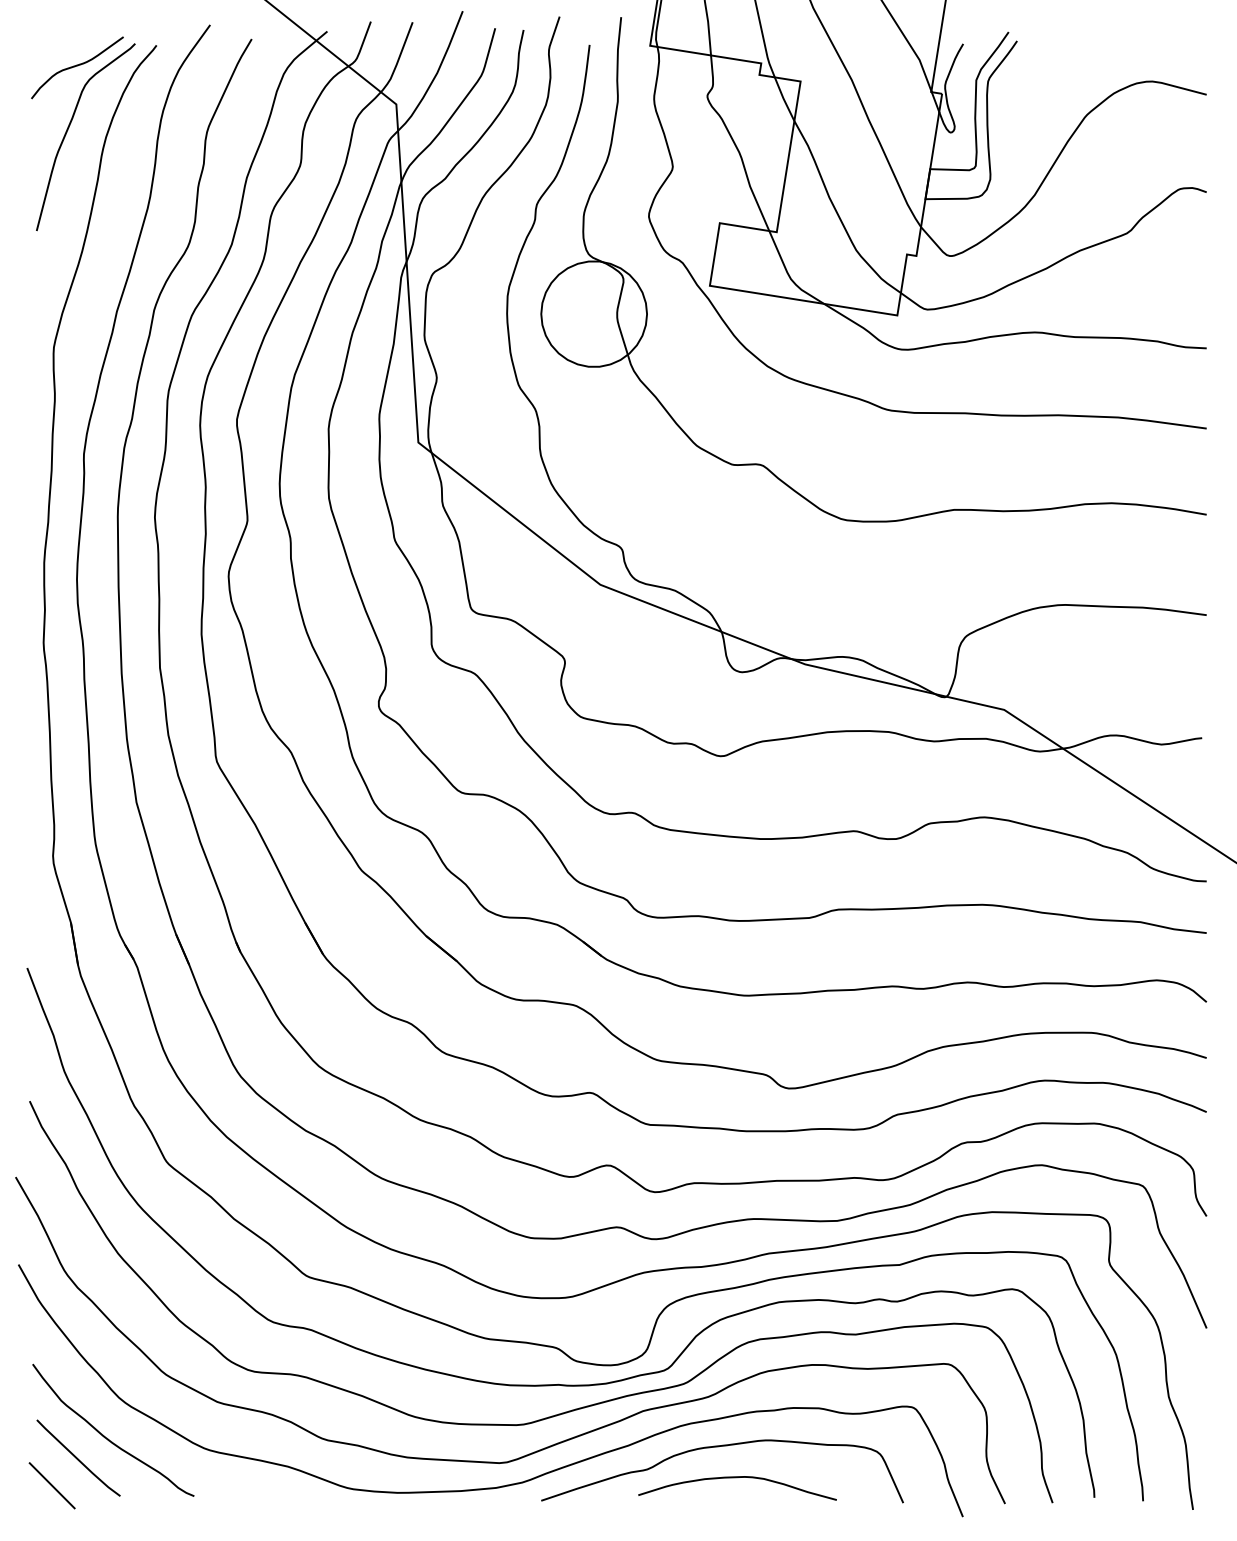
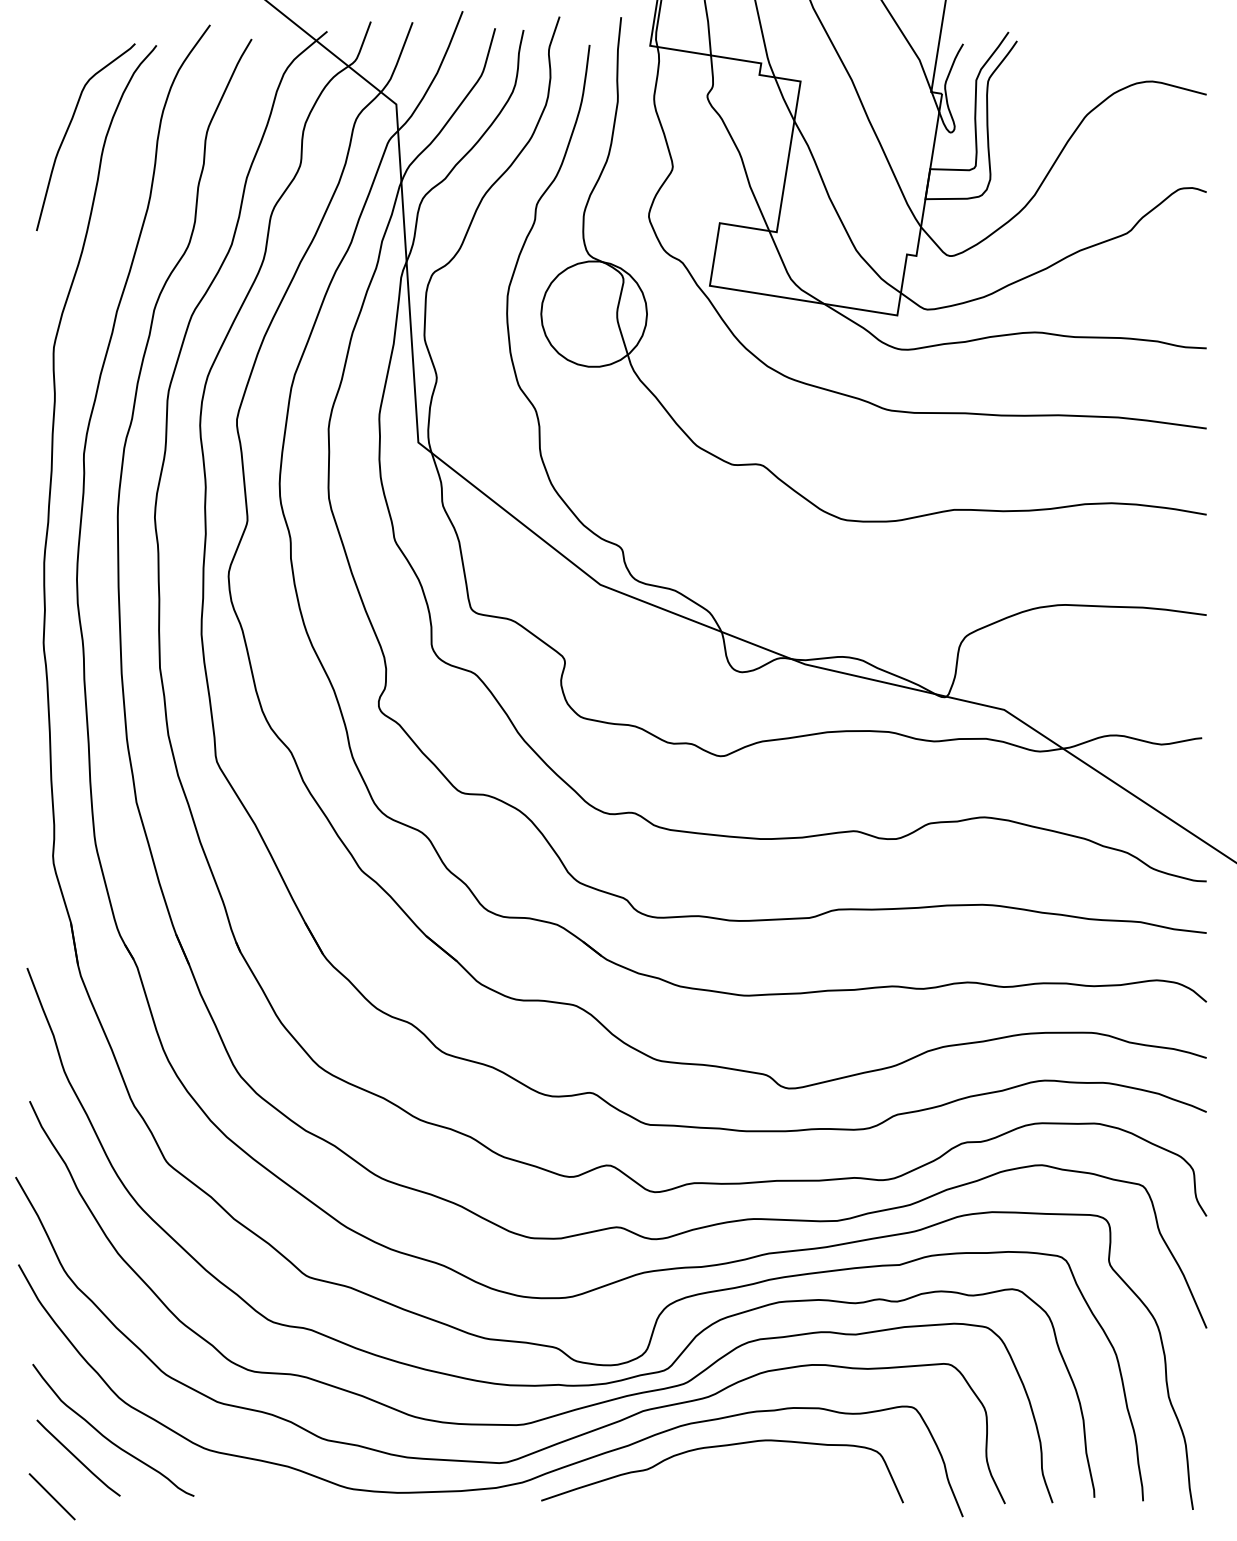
curve: present -> none (77, 66)
curve: present -> none (737, 1478)
line position: (51, 1485) -> (51, 1496) (51, 1496)
